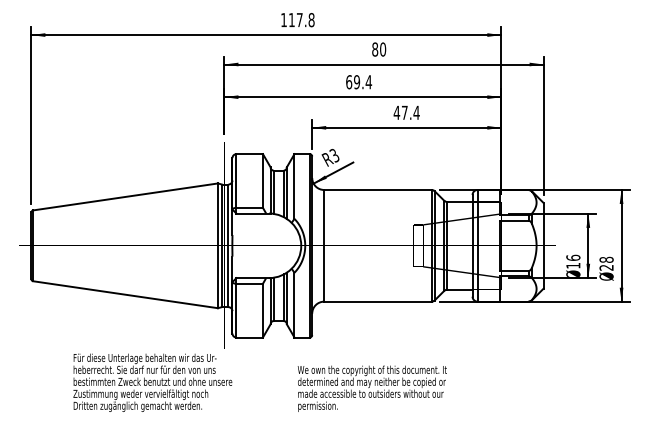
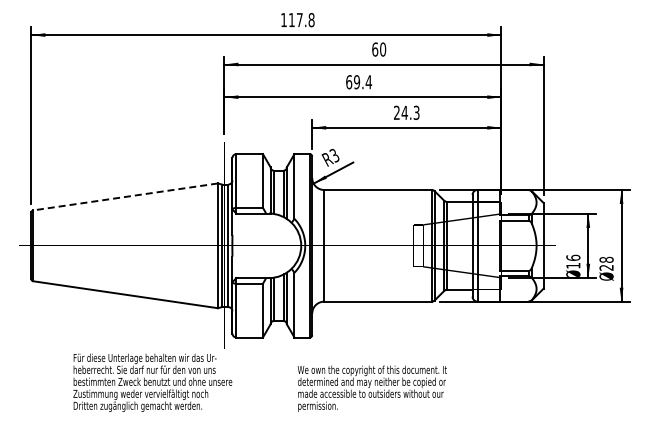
text: 80 -> 60 (375, 49)
text: 47.4 -> 24.3 (406, 112)
line: solid -> dashed (125, 197)
